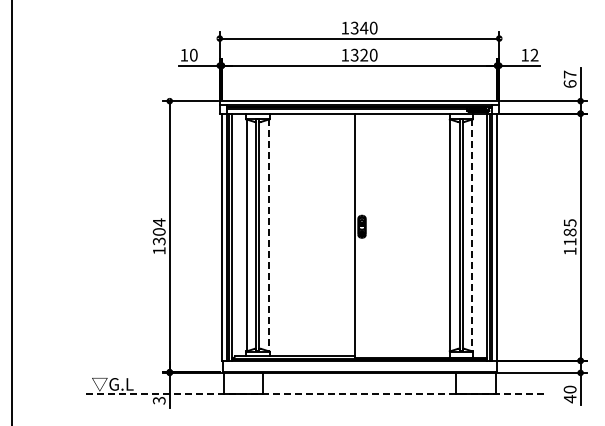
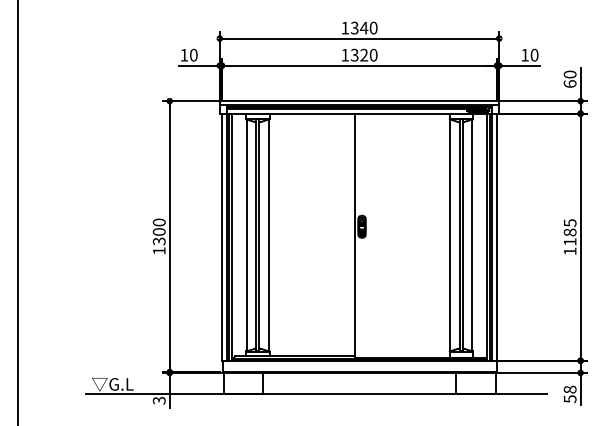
text: 12 -> 10 (534, 55)
text: 67 -> 60 (569, 74)
line position: (12, 212) -> (18, 212) (18, 212)
text: 1304 -> 1300 (158, 222)
line: dashed -> solid (268, 235)
line: dashed -> solid (472, 235)
line: dashed -> solid (316, 393)
text: 40 -> 58 (570, 394)
